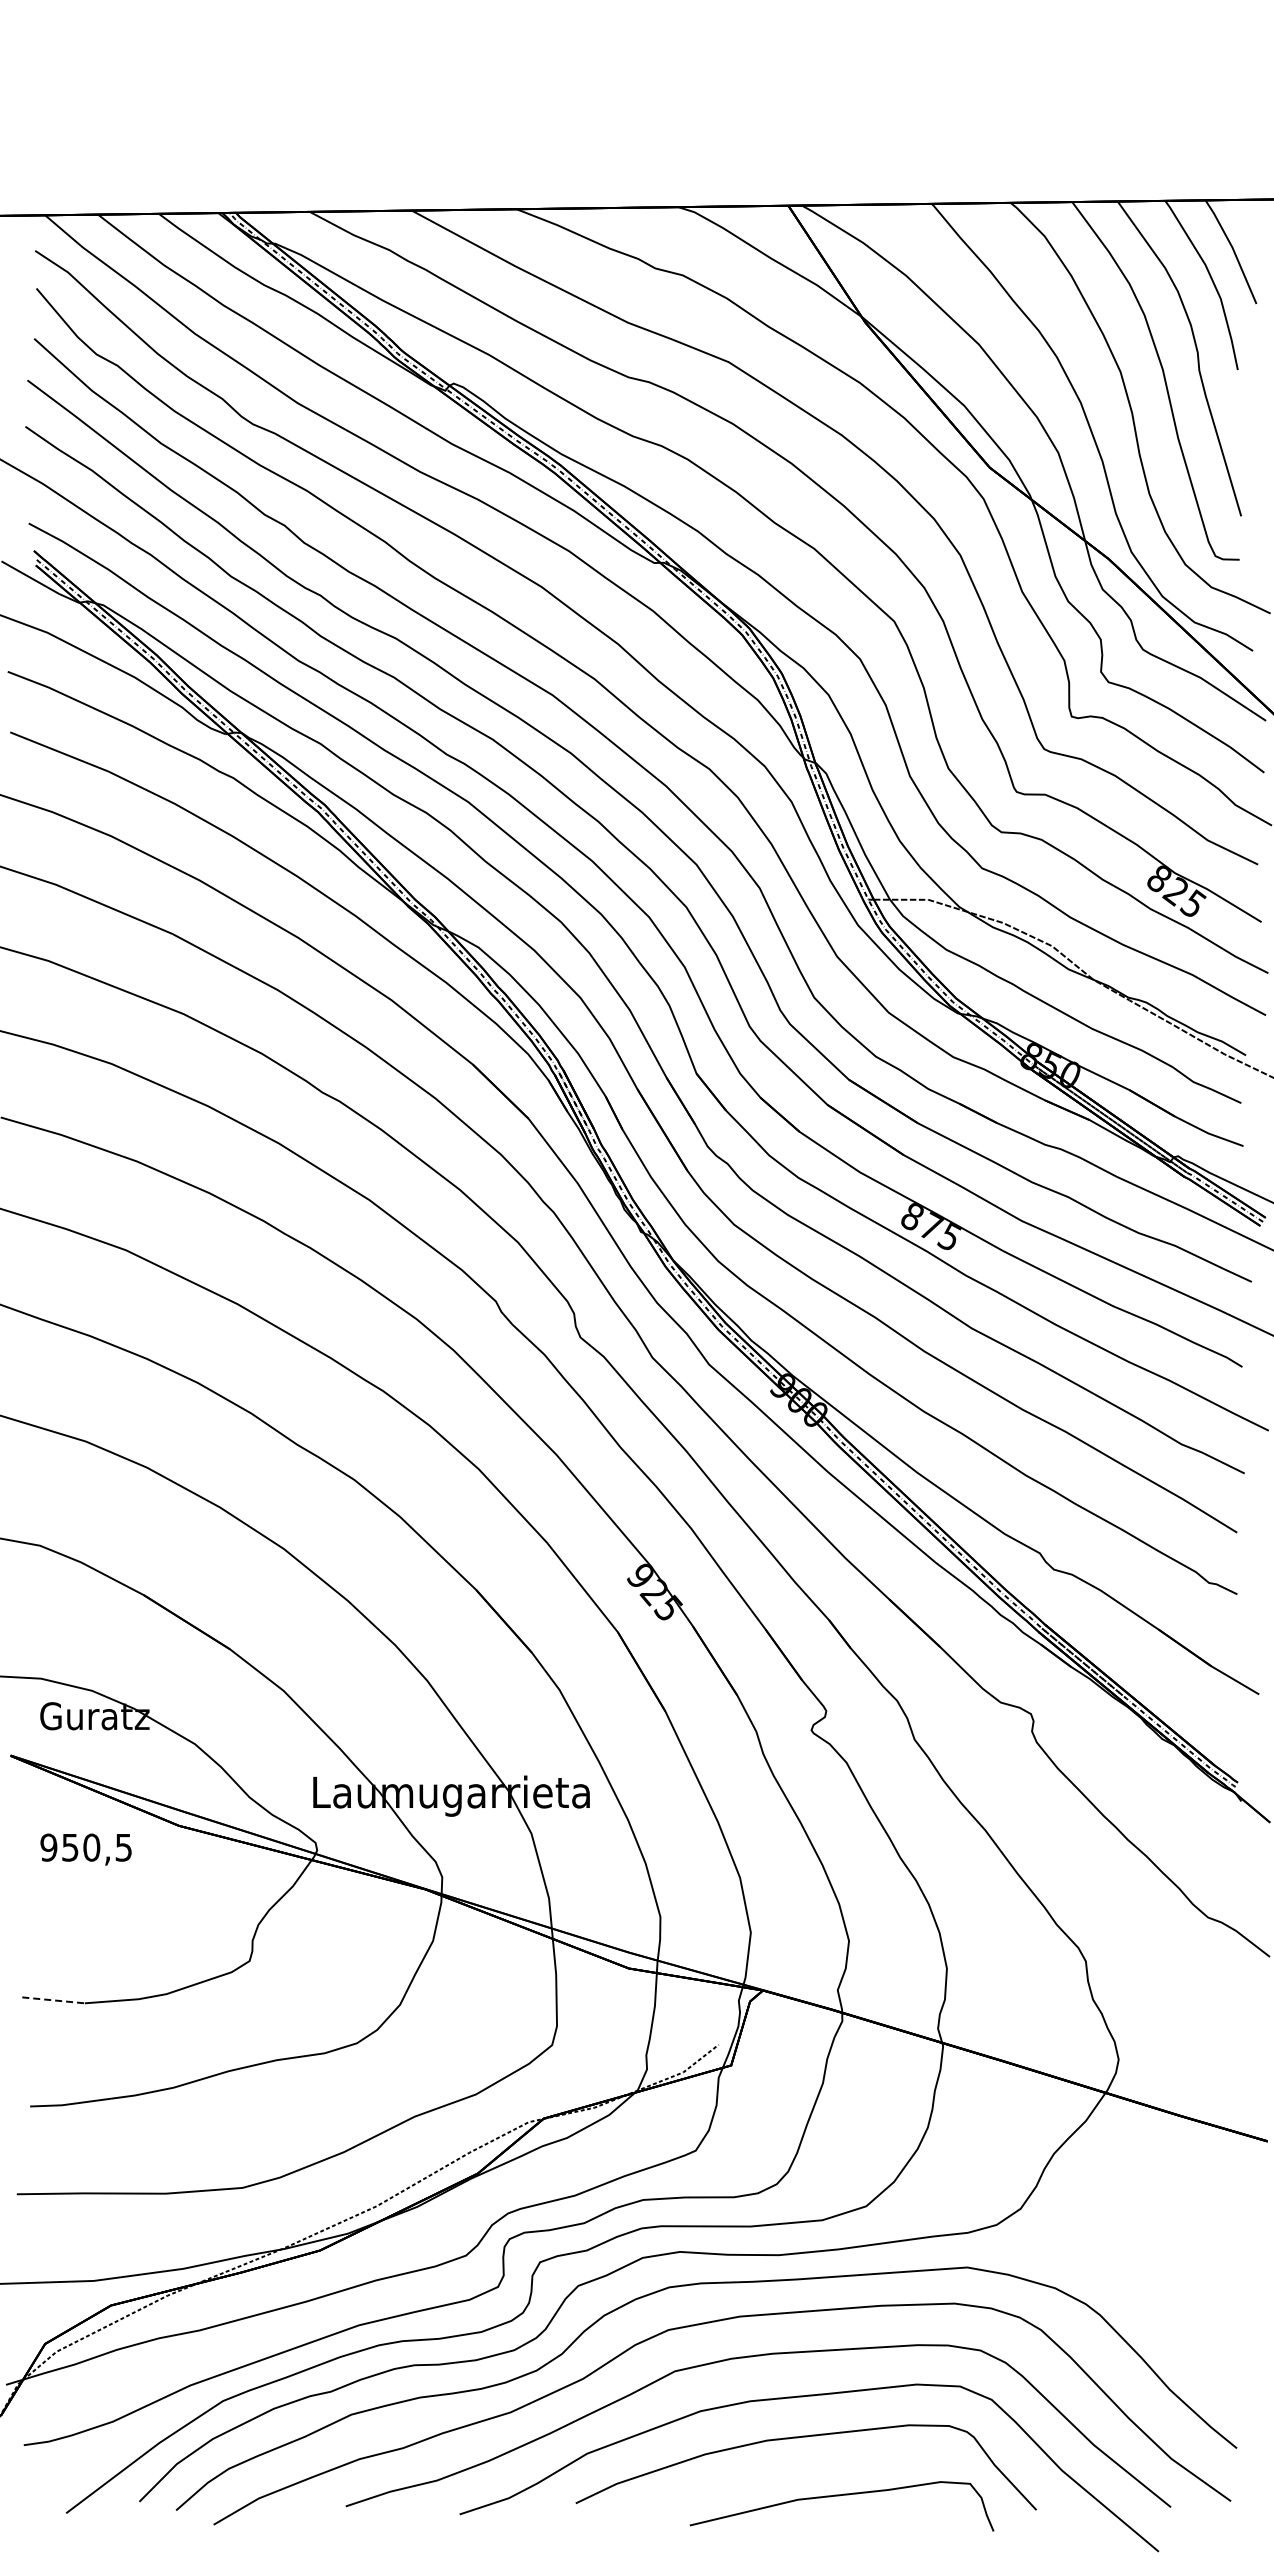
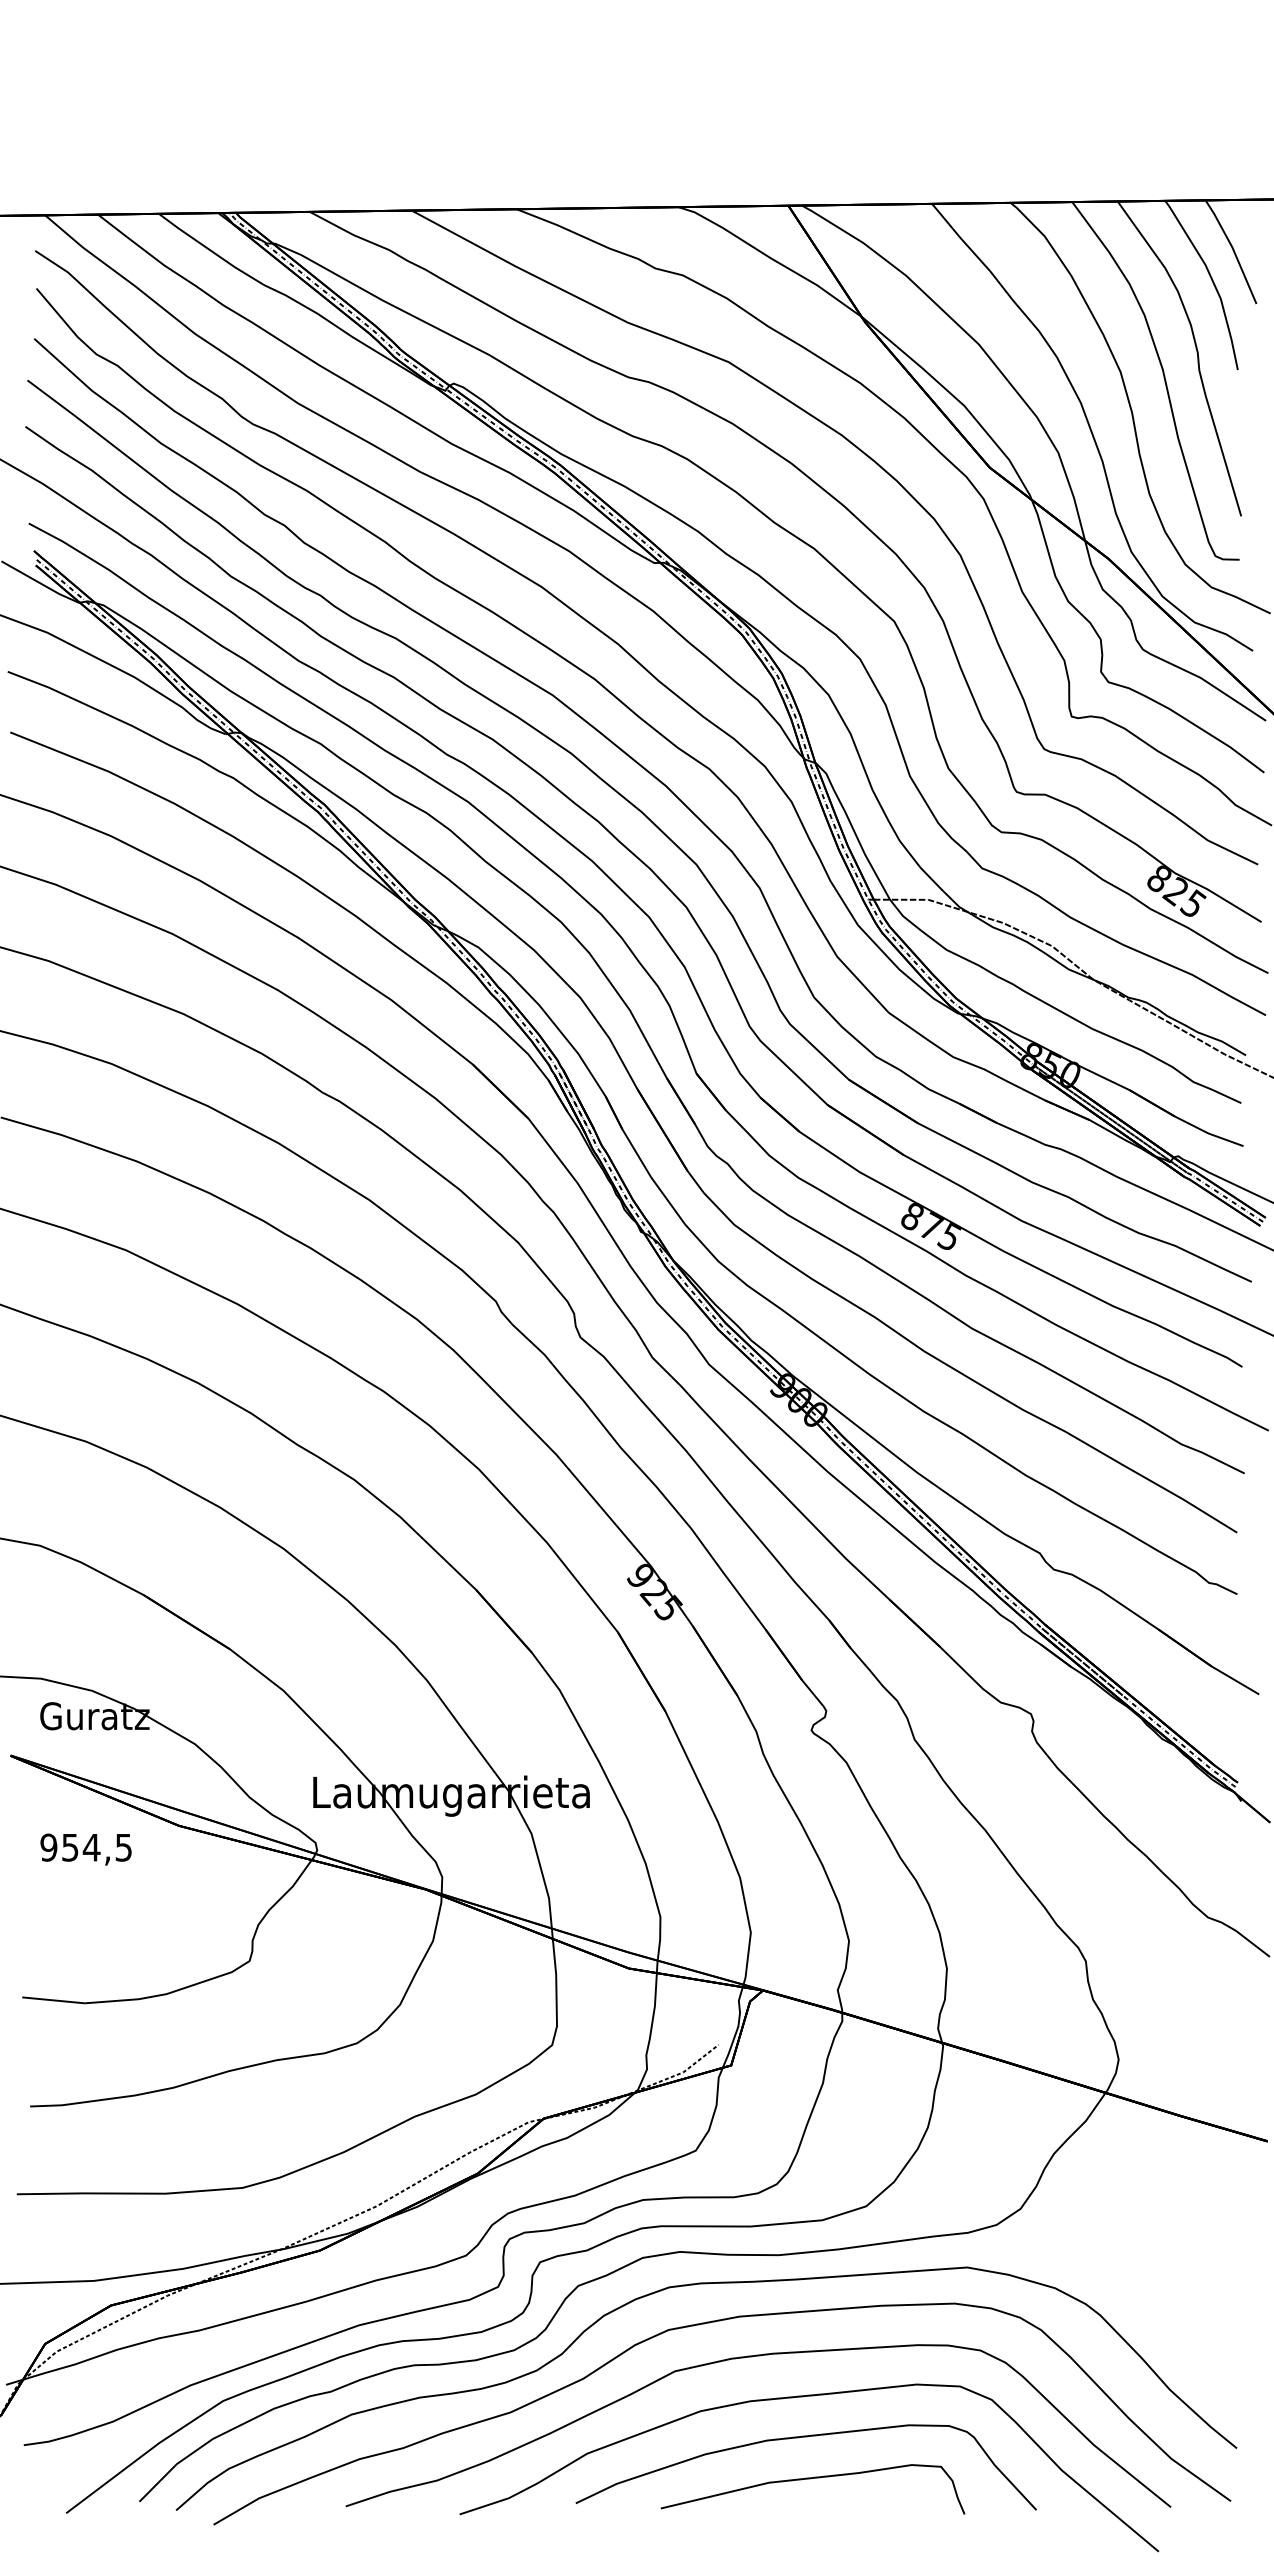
text: 950,5 -> 954,5 (91, 1847)
line: dashed -> solid (54, 2000)
curve position: (839, 2496) -> (810, 2479) (810, 2479)
